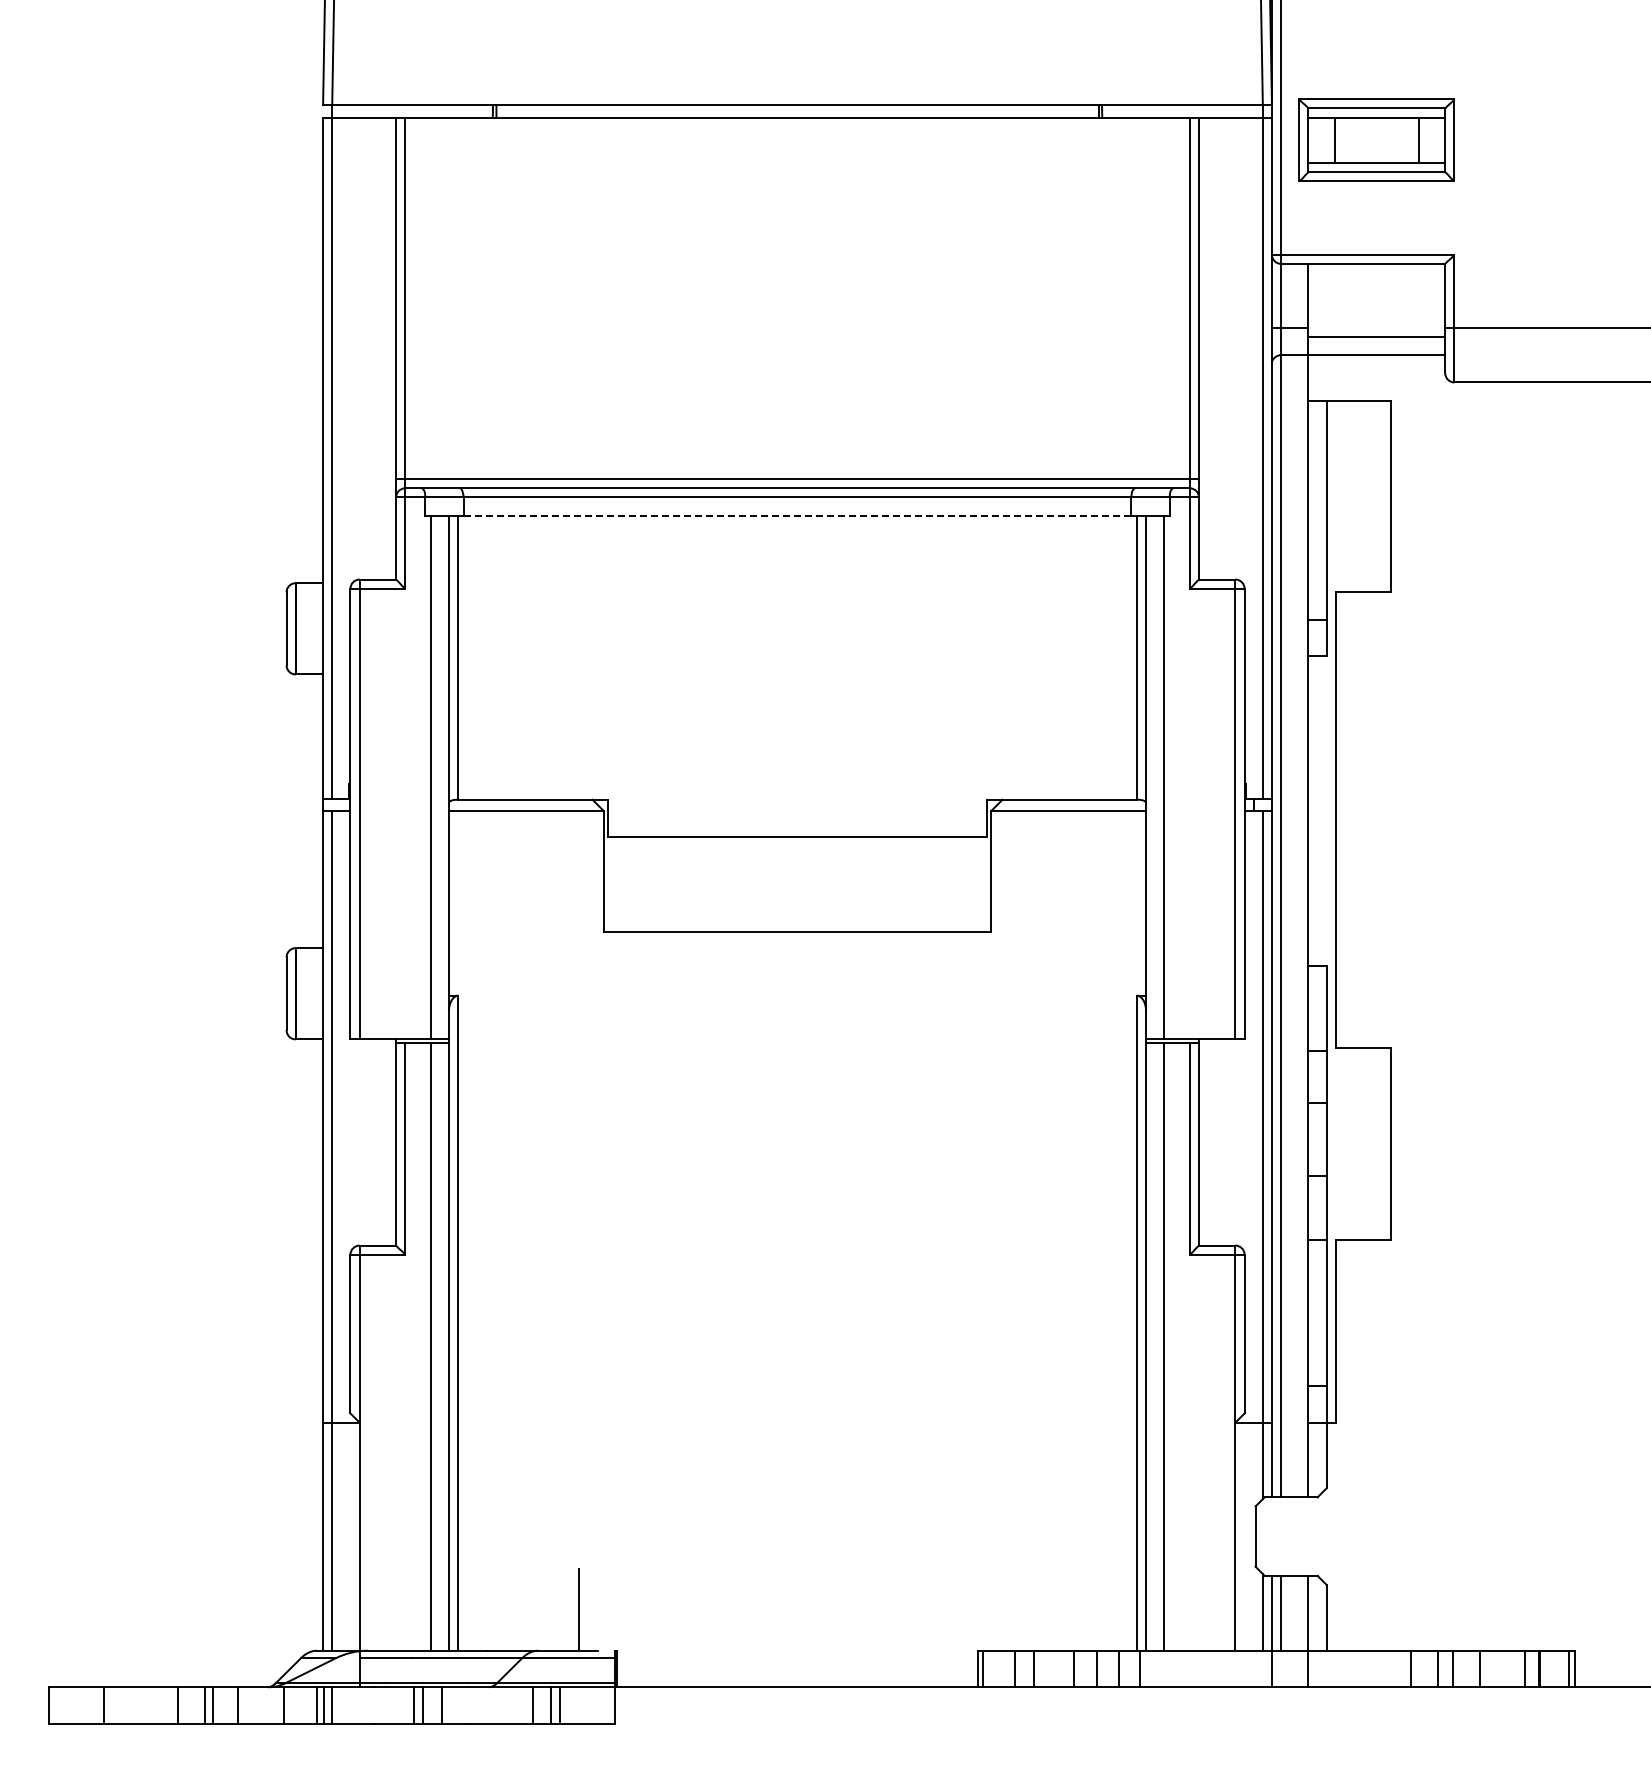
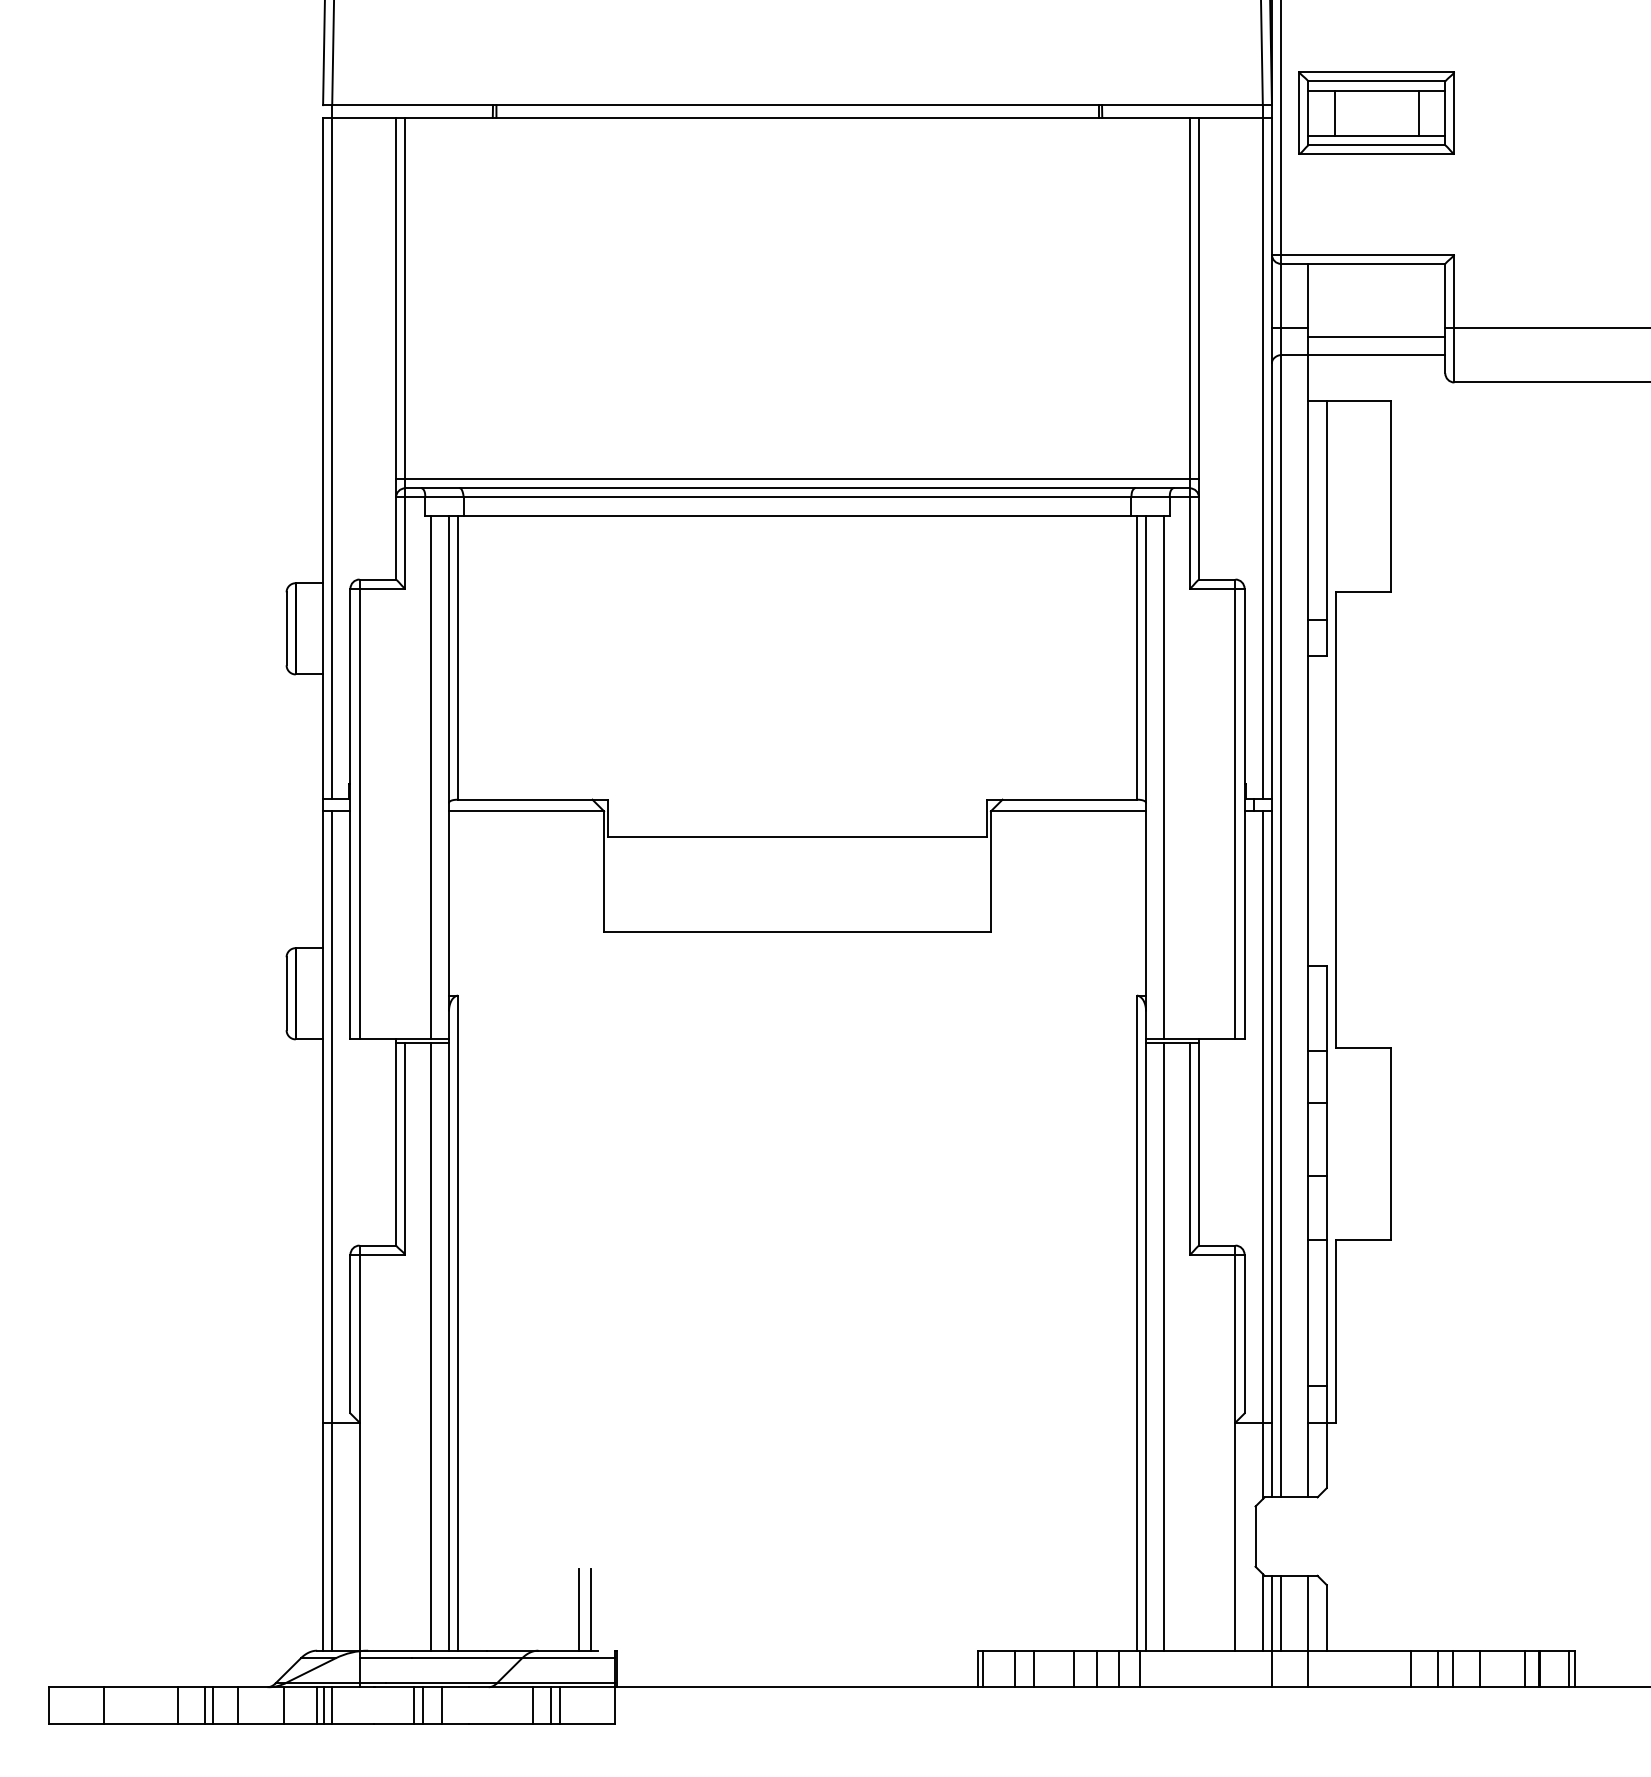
part position: (1376, 139) -> (1376, 112) (1376, 112)
line: dashed -> solid (797, 515)
line: none -> present (590, 1609)
